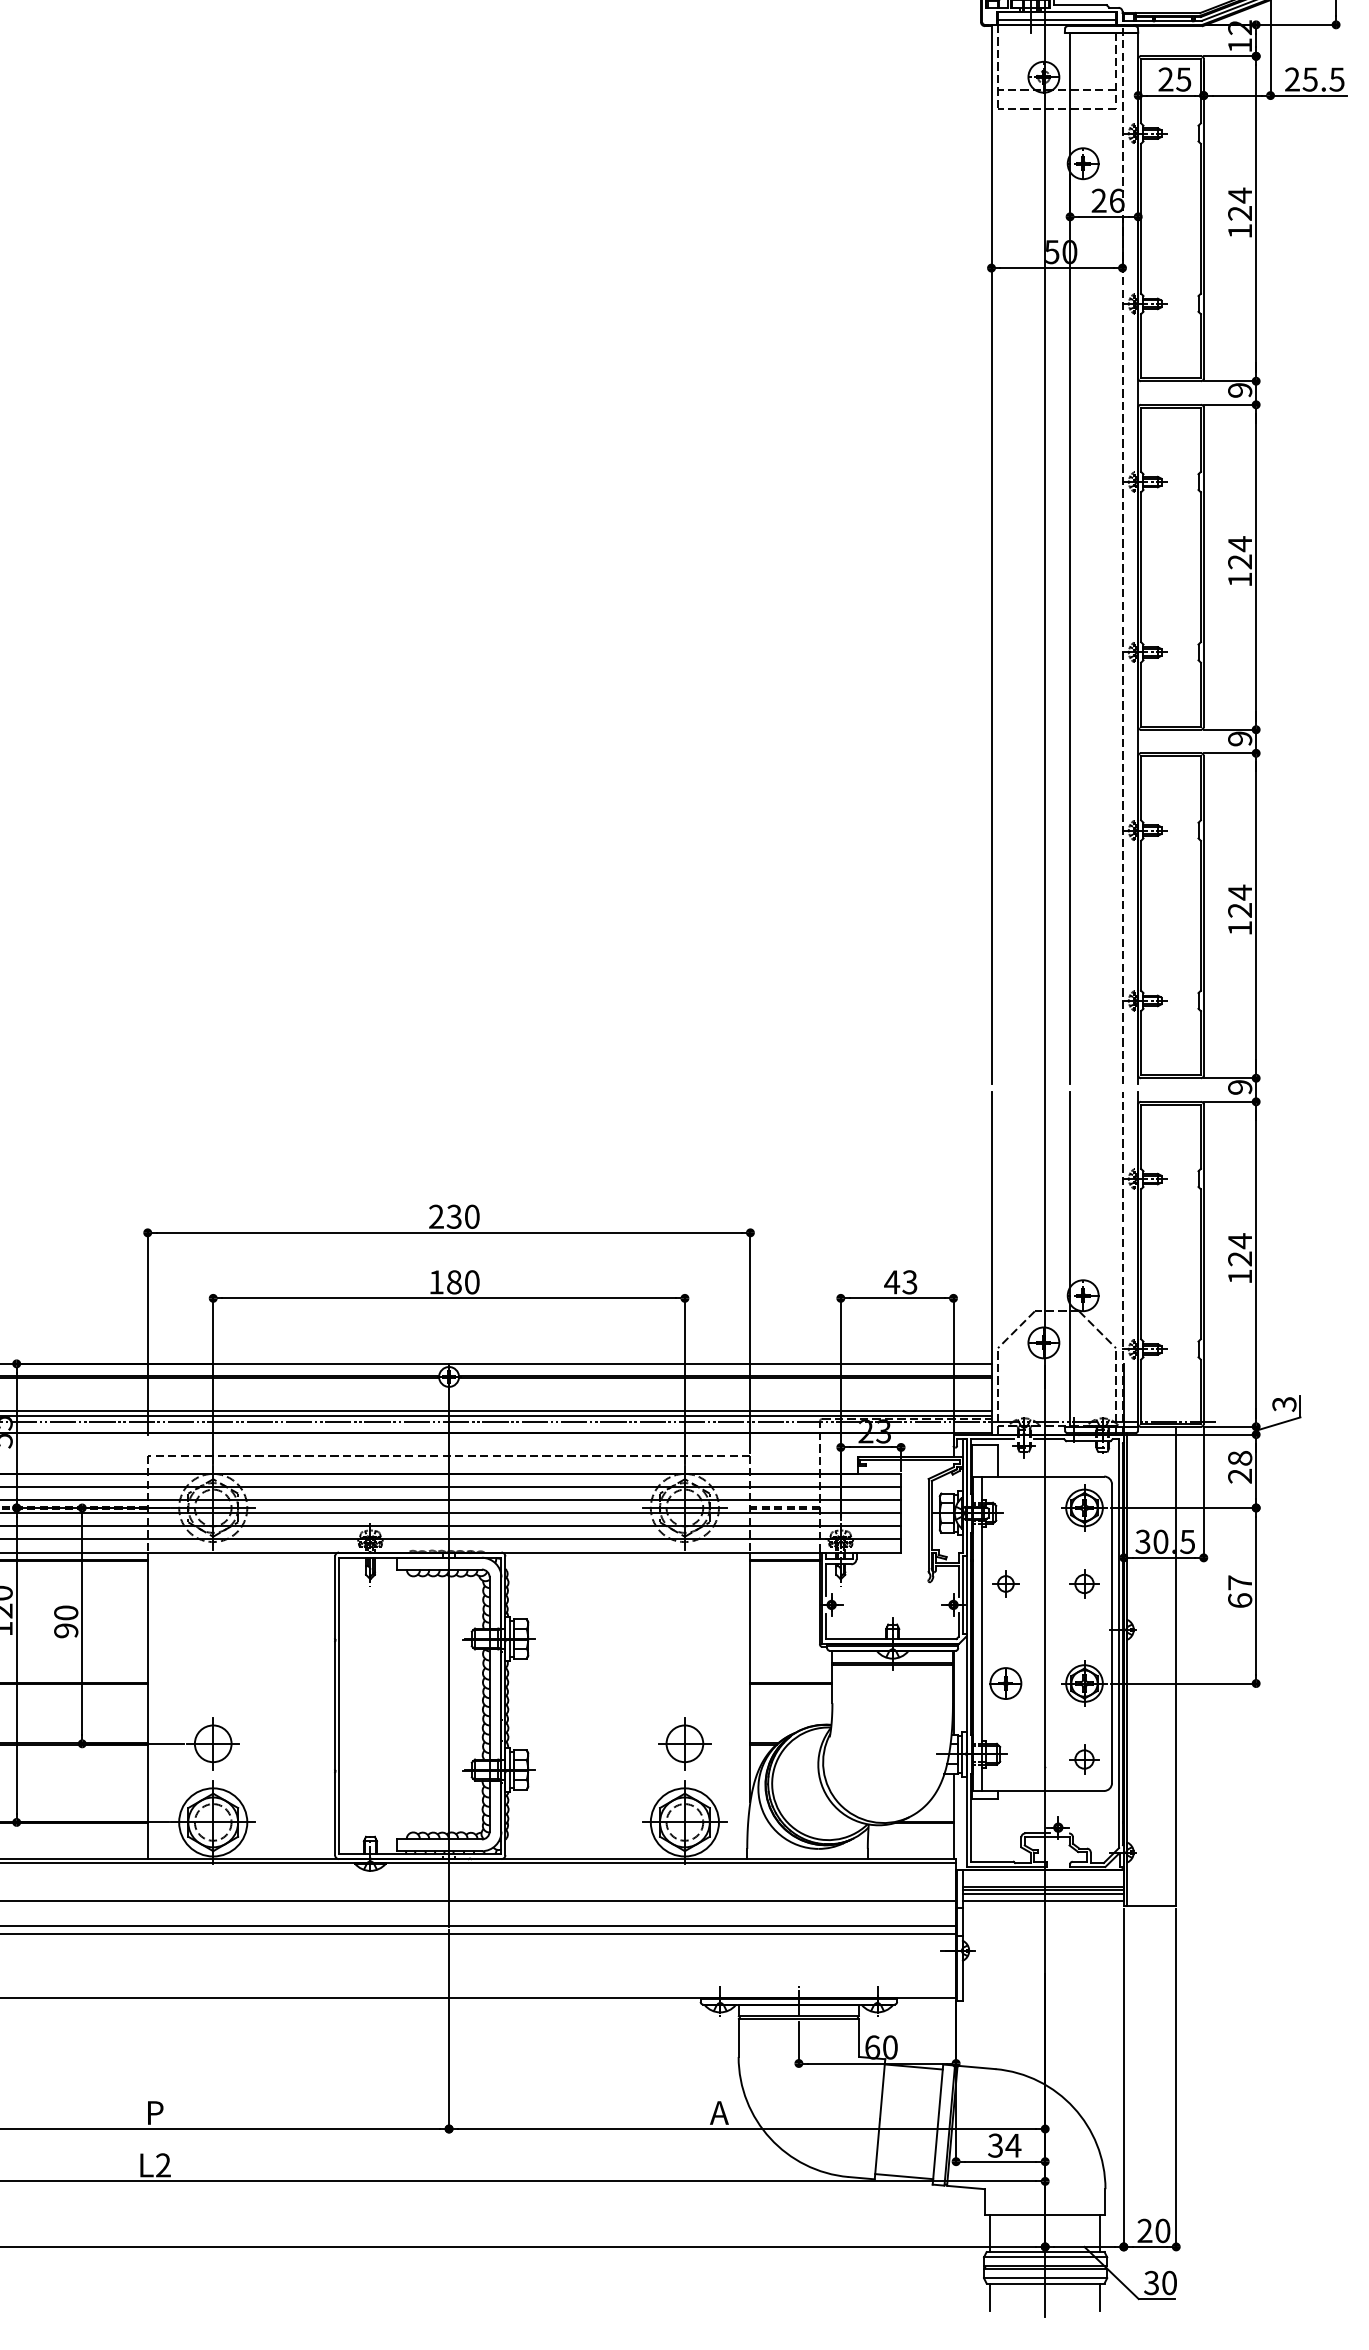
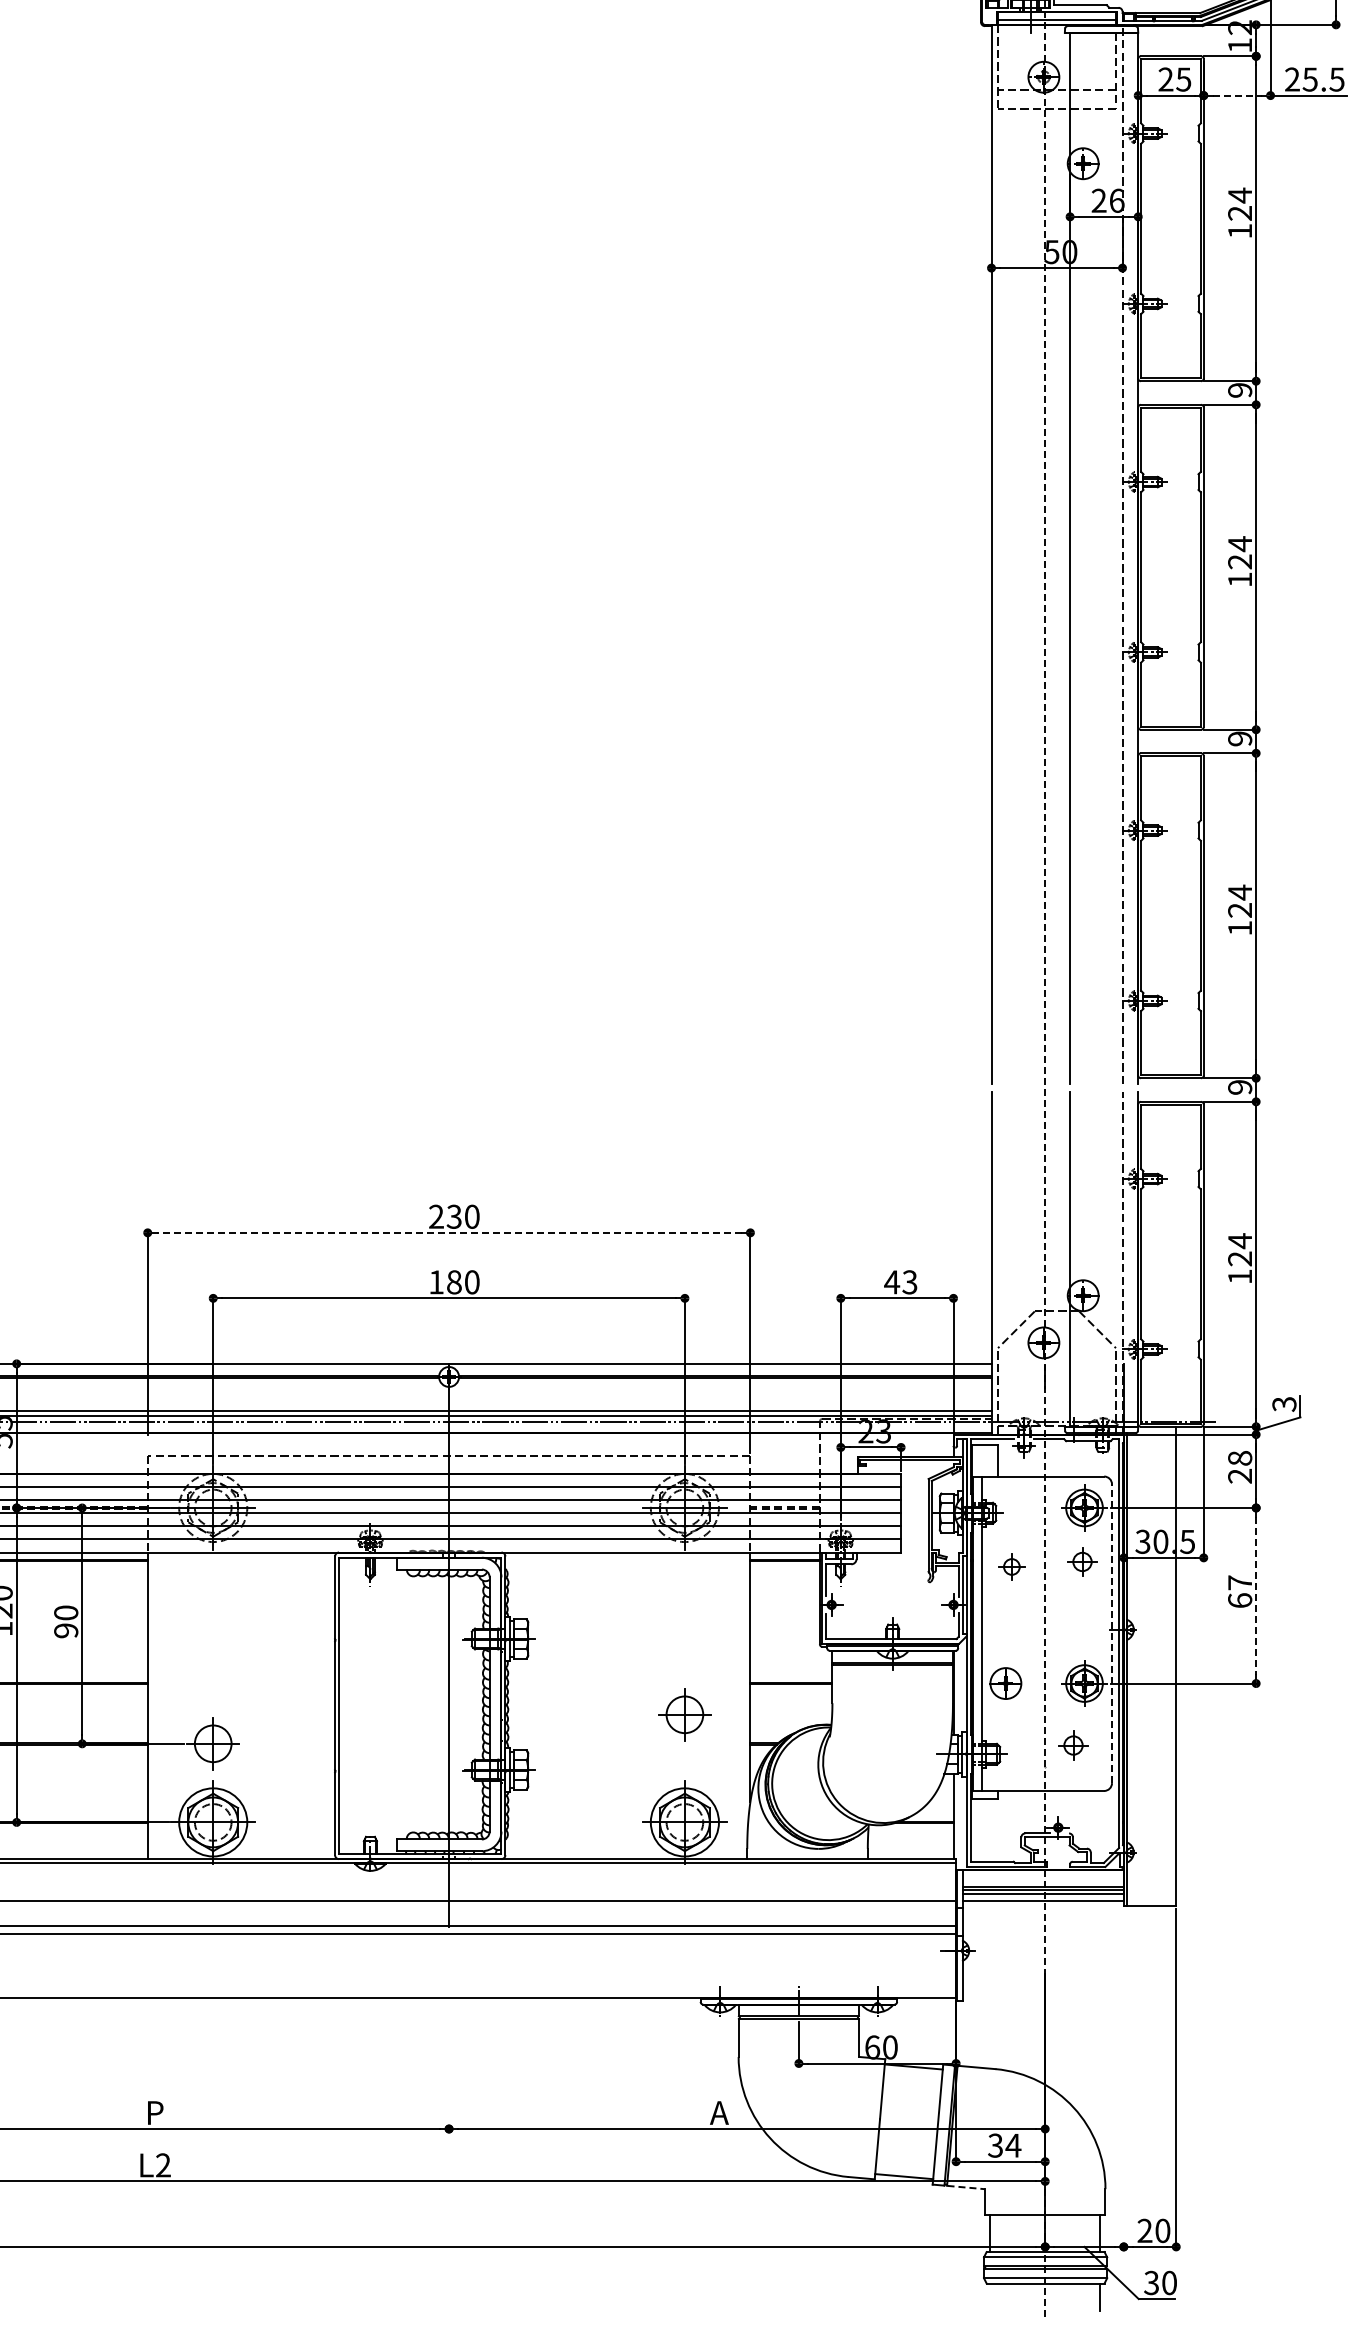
line: solid -> dashed (1237, 95)
line: solid -> dashed (1045, 1159)
line: solid -> dashed (448, 1232)
part position: (1005, 1583) -> (1011, 1566) (1011, 1566)
part position: (1084, 1583) -> (1082, 1561) (1082, 1561)
line: solid -> dashed (1256, 1595)
line: solid -> dashed (1112, 1633)
part position: (684, 1743) -> (684, 1714) (684, 1714)
part position: (1084, 1759) -> (1073, 1745) (1073, 1745)
line: present -> none (449, 2030)
line: present -> none (1123, 2078)
line: solid -> dashed (966, 2187)
line: present -> none (990, 2297)
